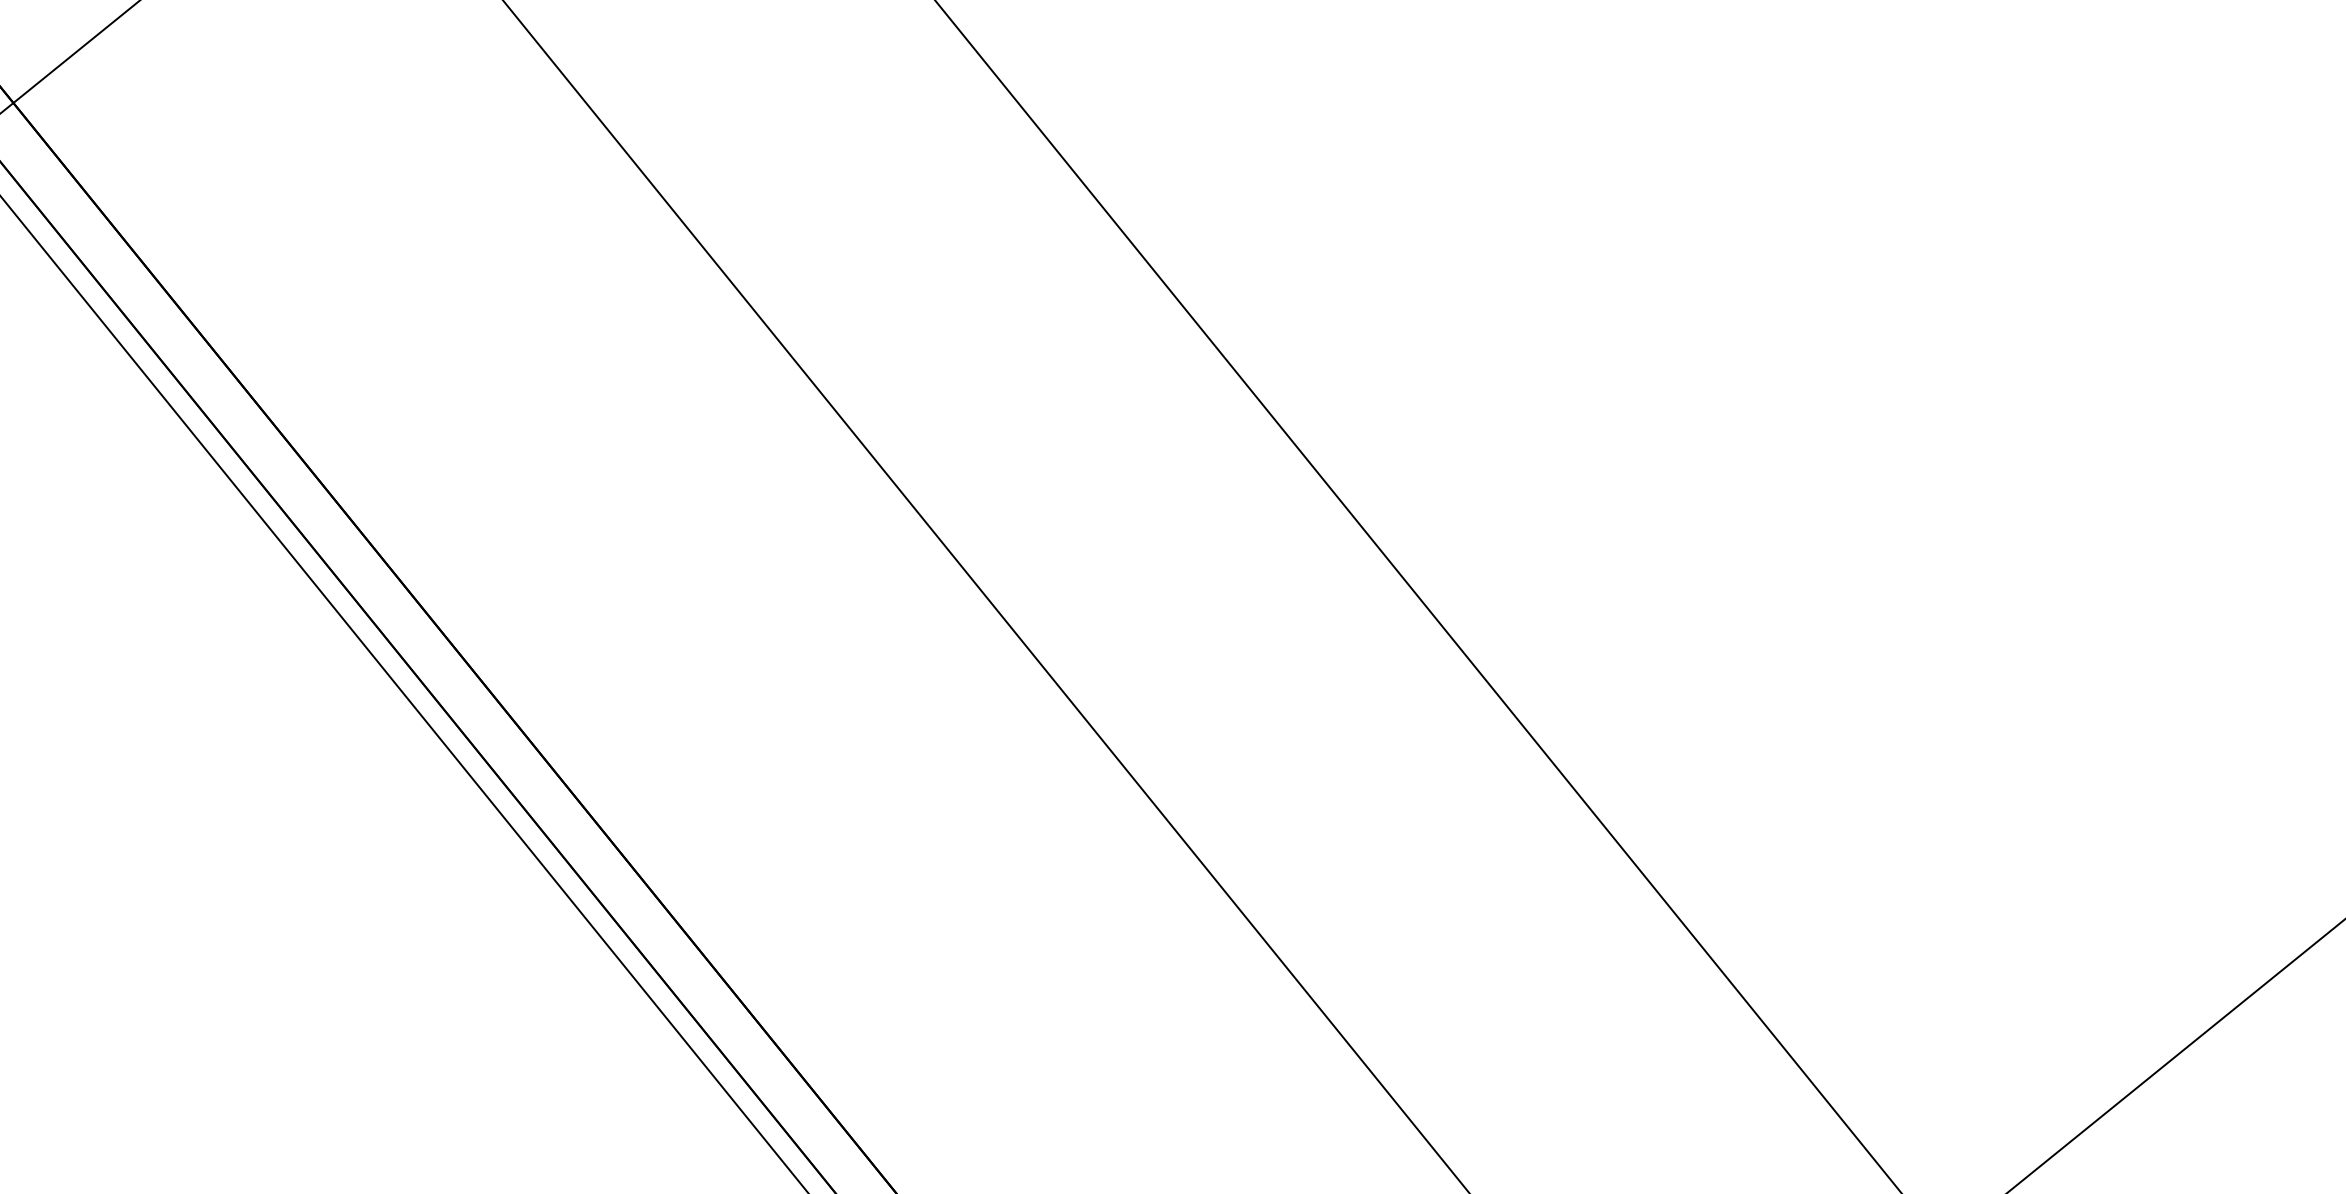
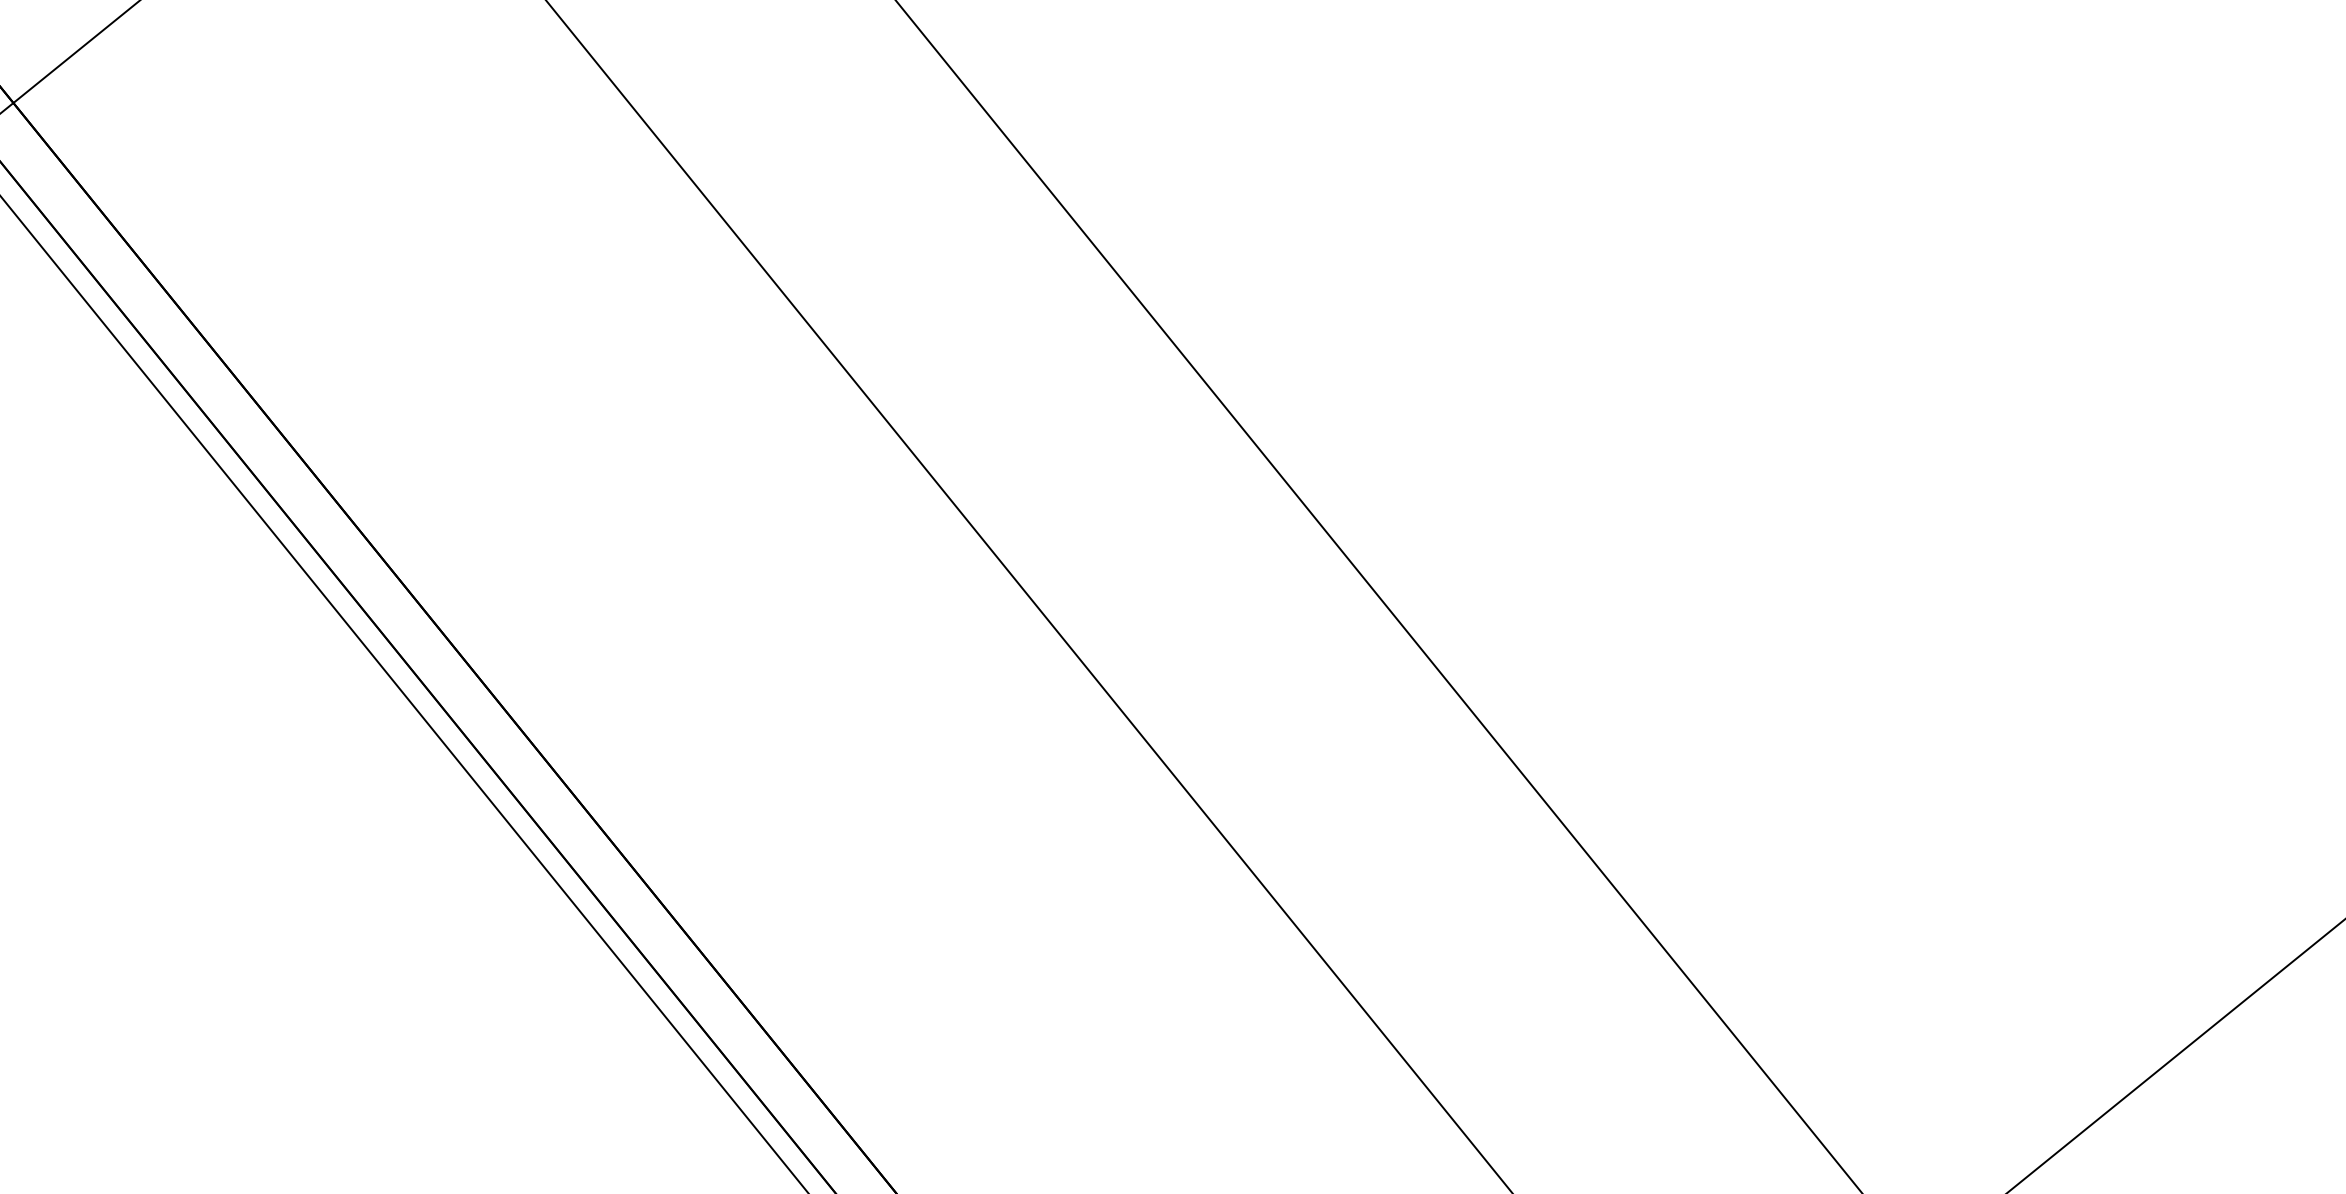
line position: (985, 596) -> (1028, 596) (1028, 596)
line position: (1417, 596) -> (1378, 596) (1378, 596)
